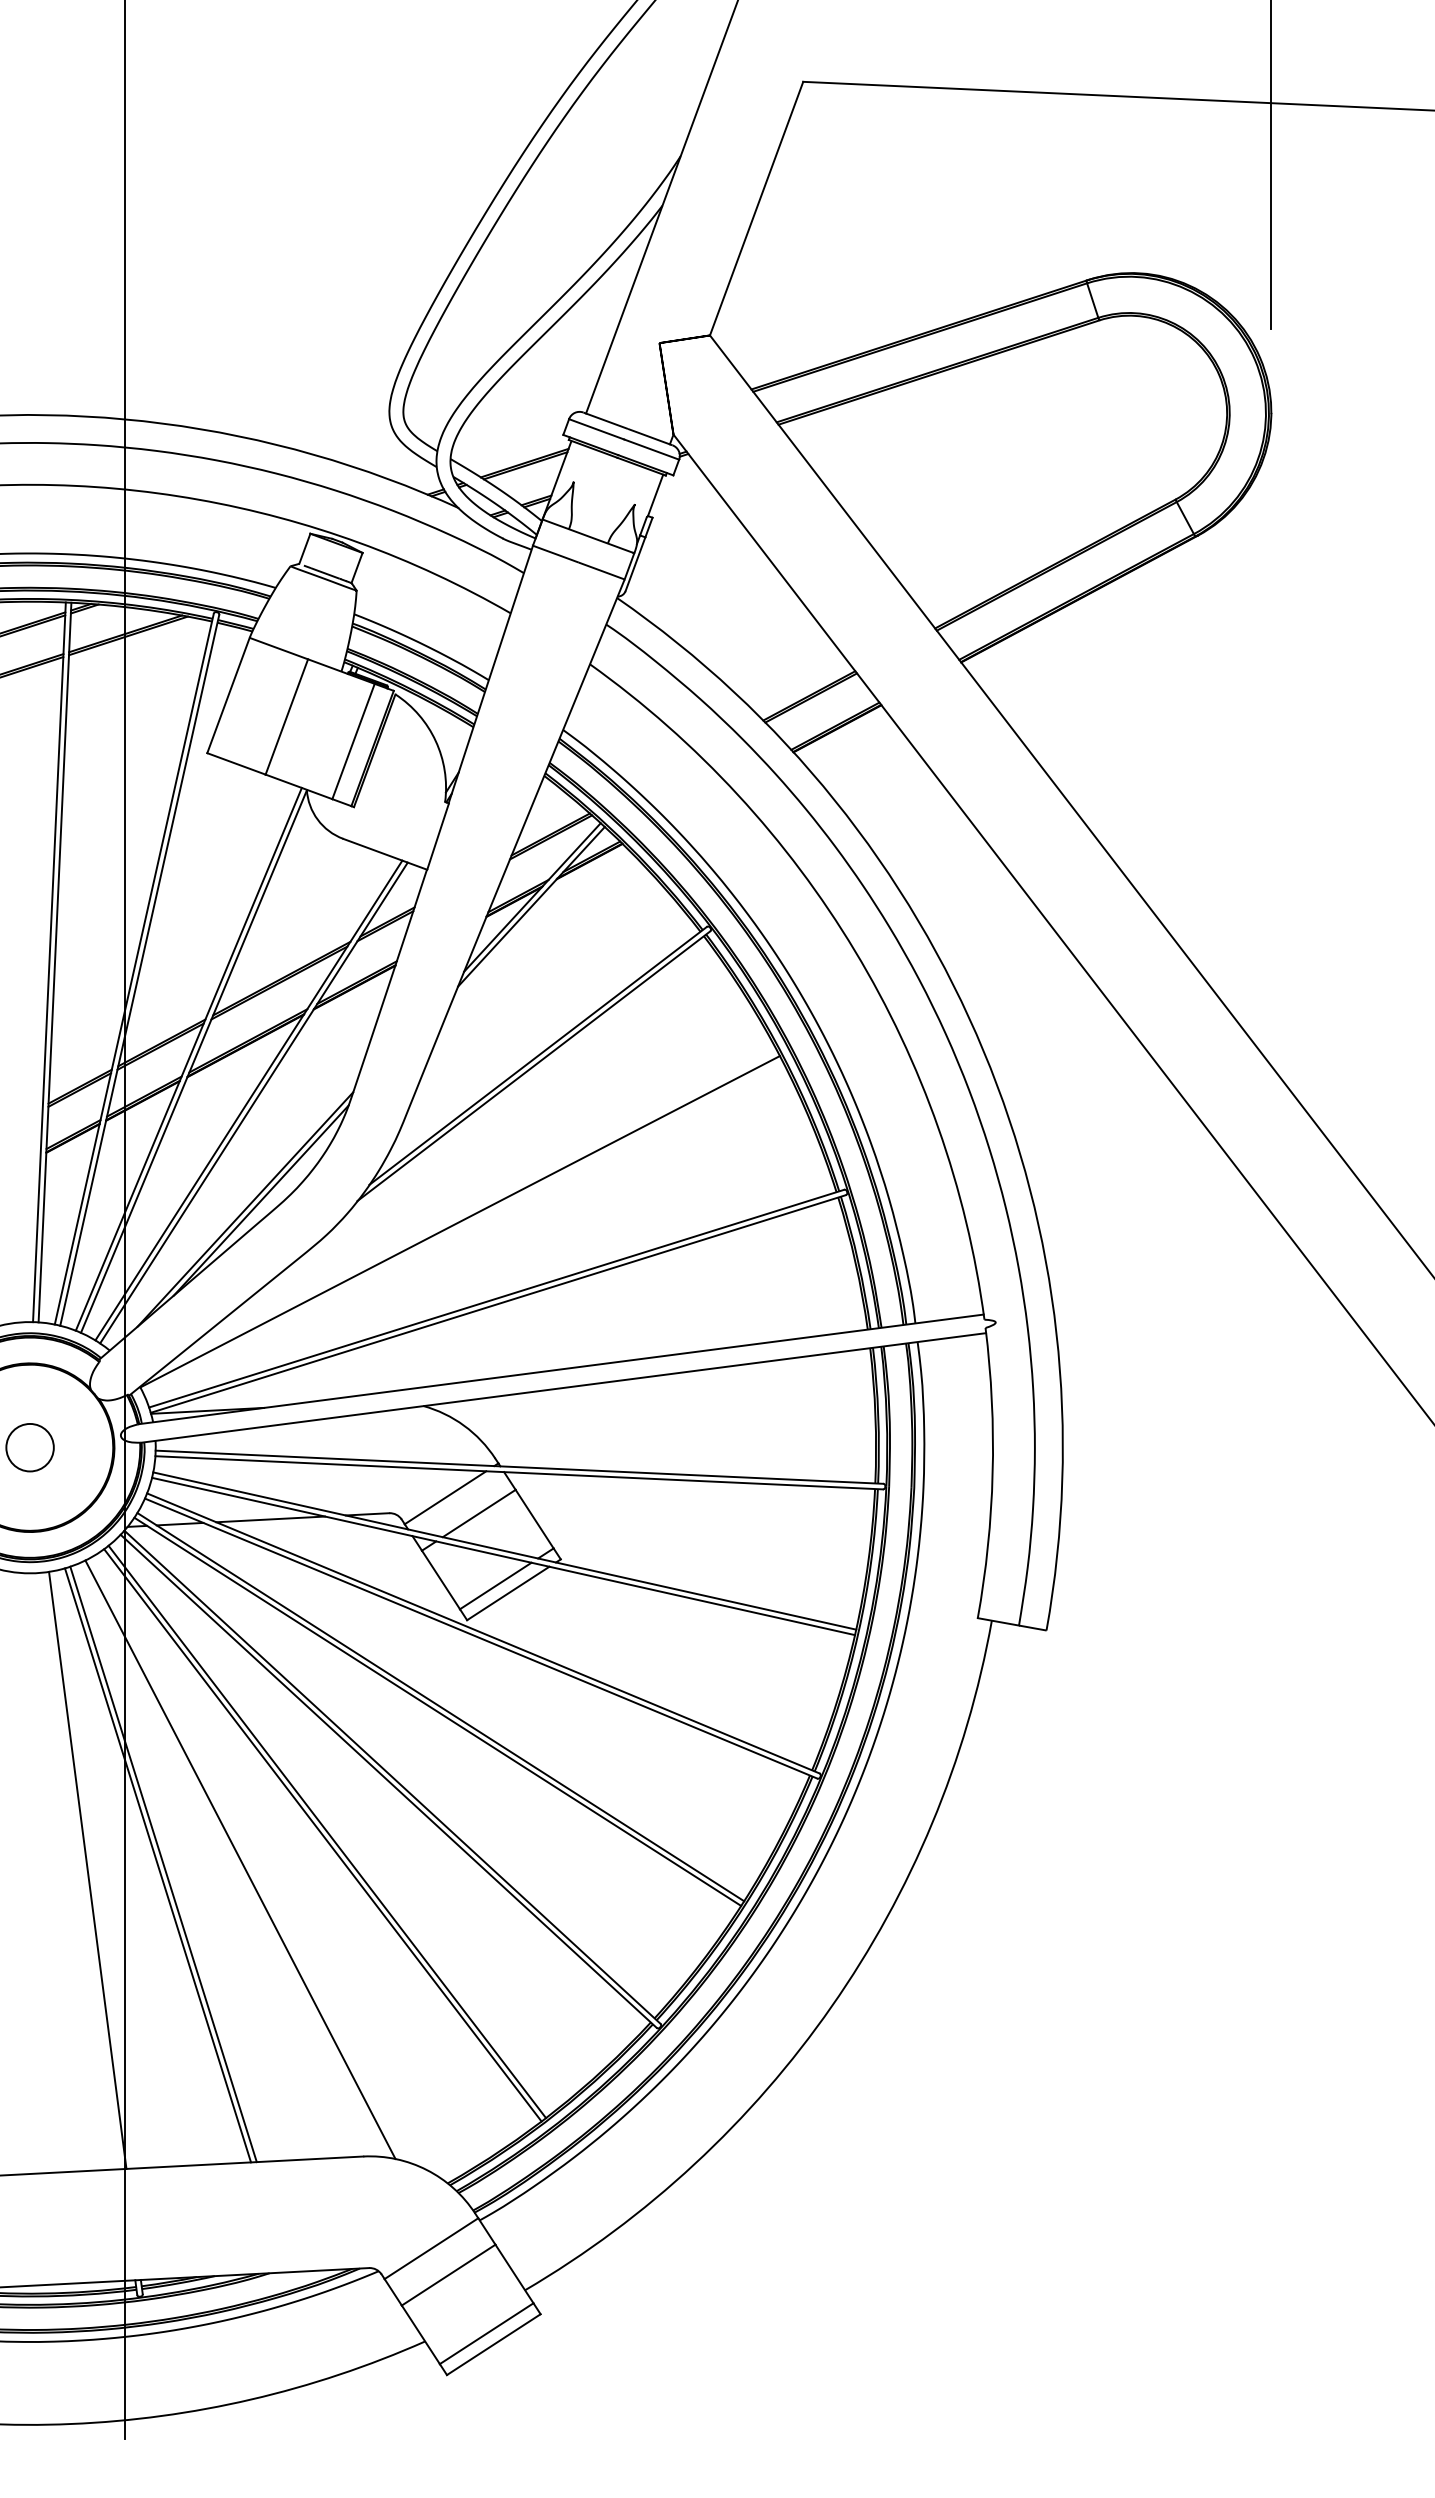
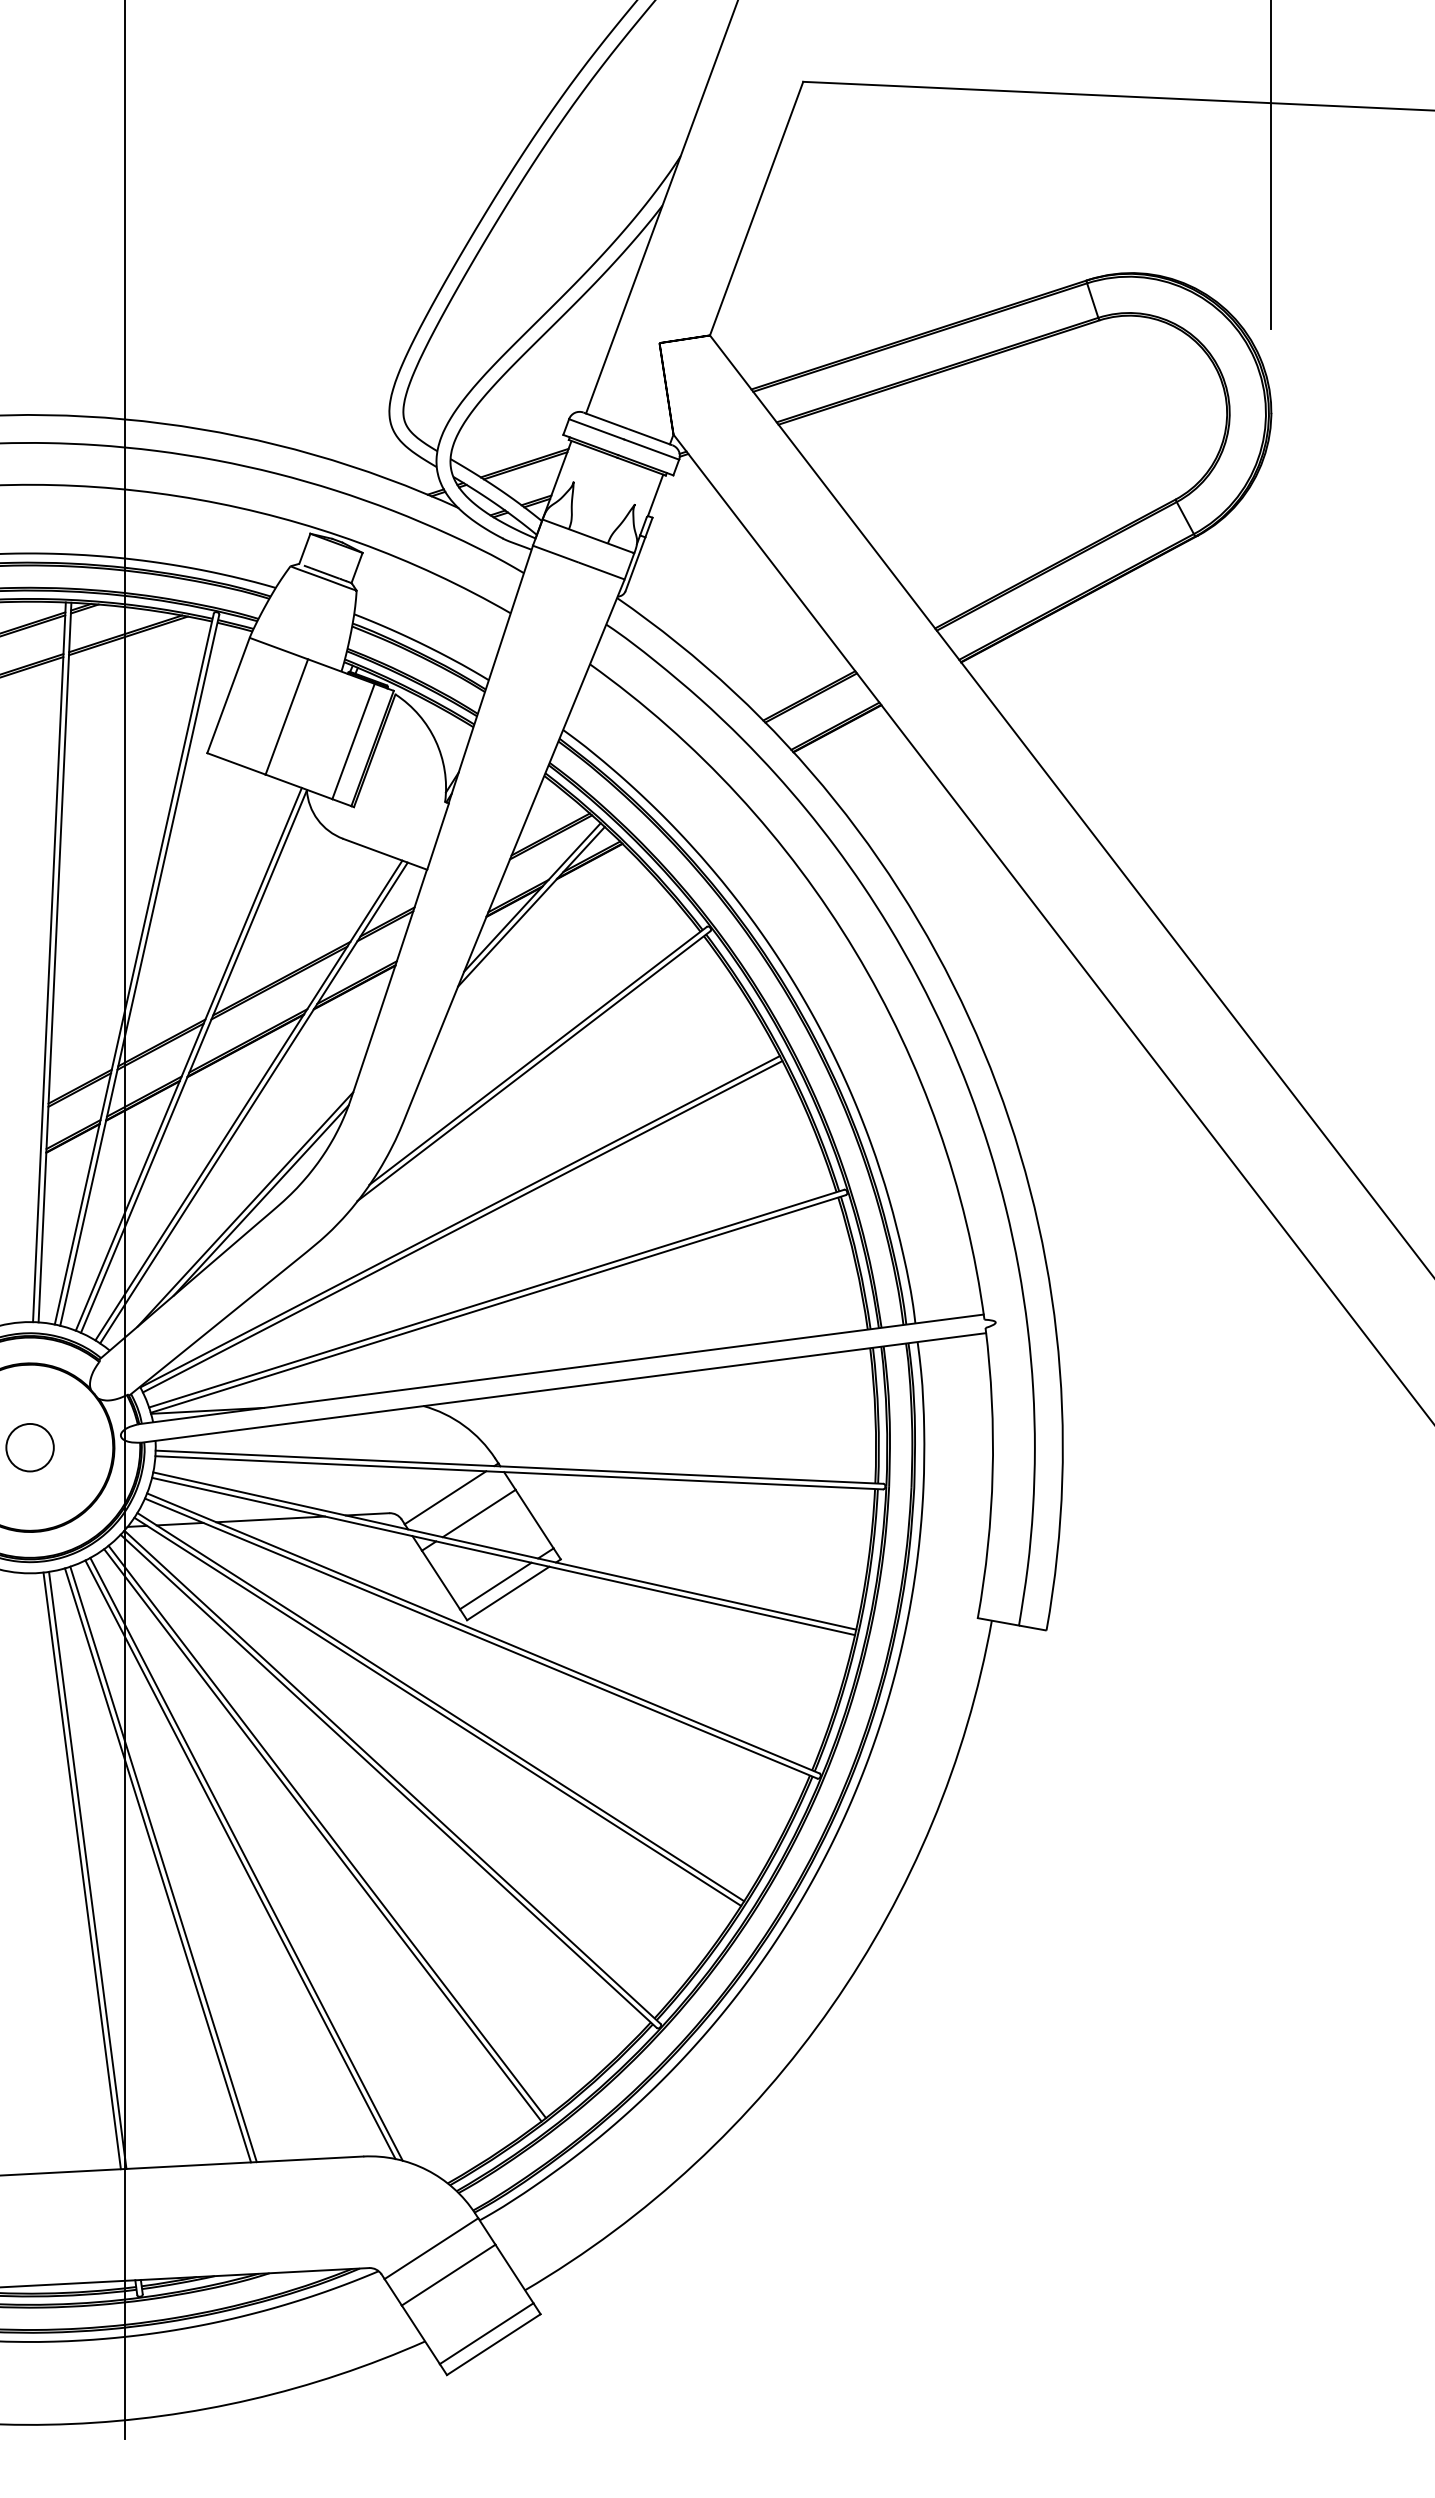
line: none -> present (462, 1226)
line: none -> present (246, 1858)
line: none -> present (81, 1870)
